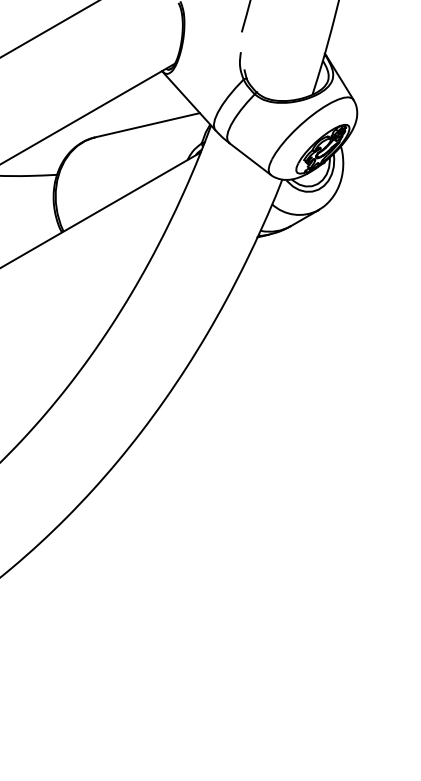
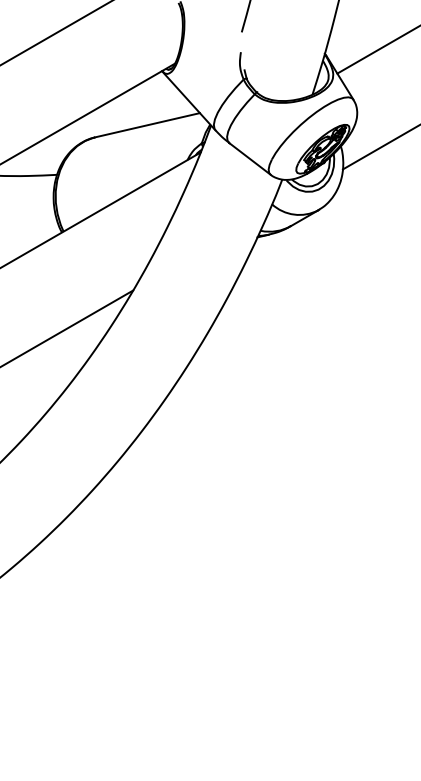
line position: (49, 29) -> (56, 33) (56, 33)
line: none -> present (377, 50)
line: none -> present (379, 147)
line: none -> present (67, 328)
